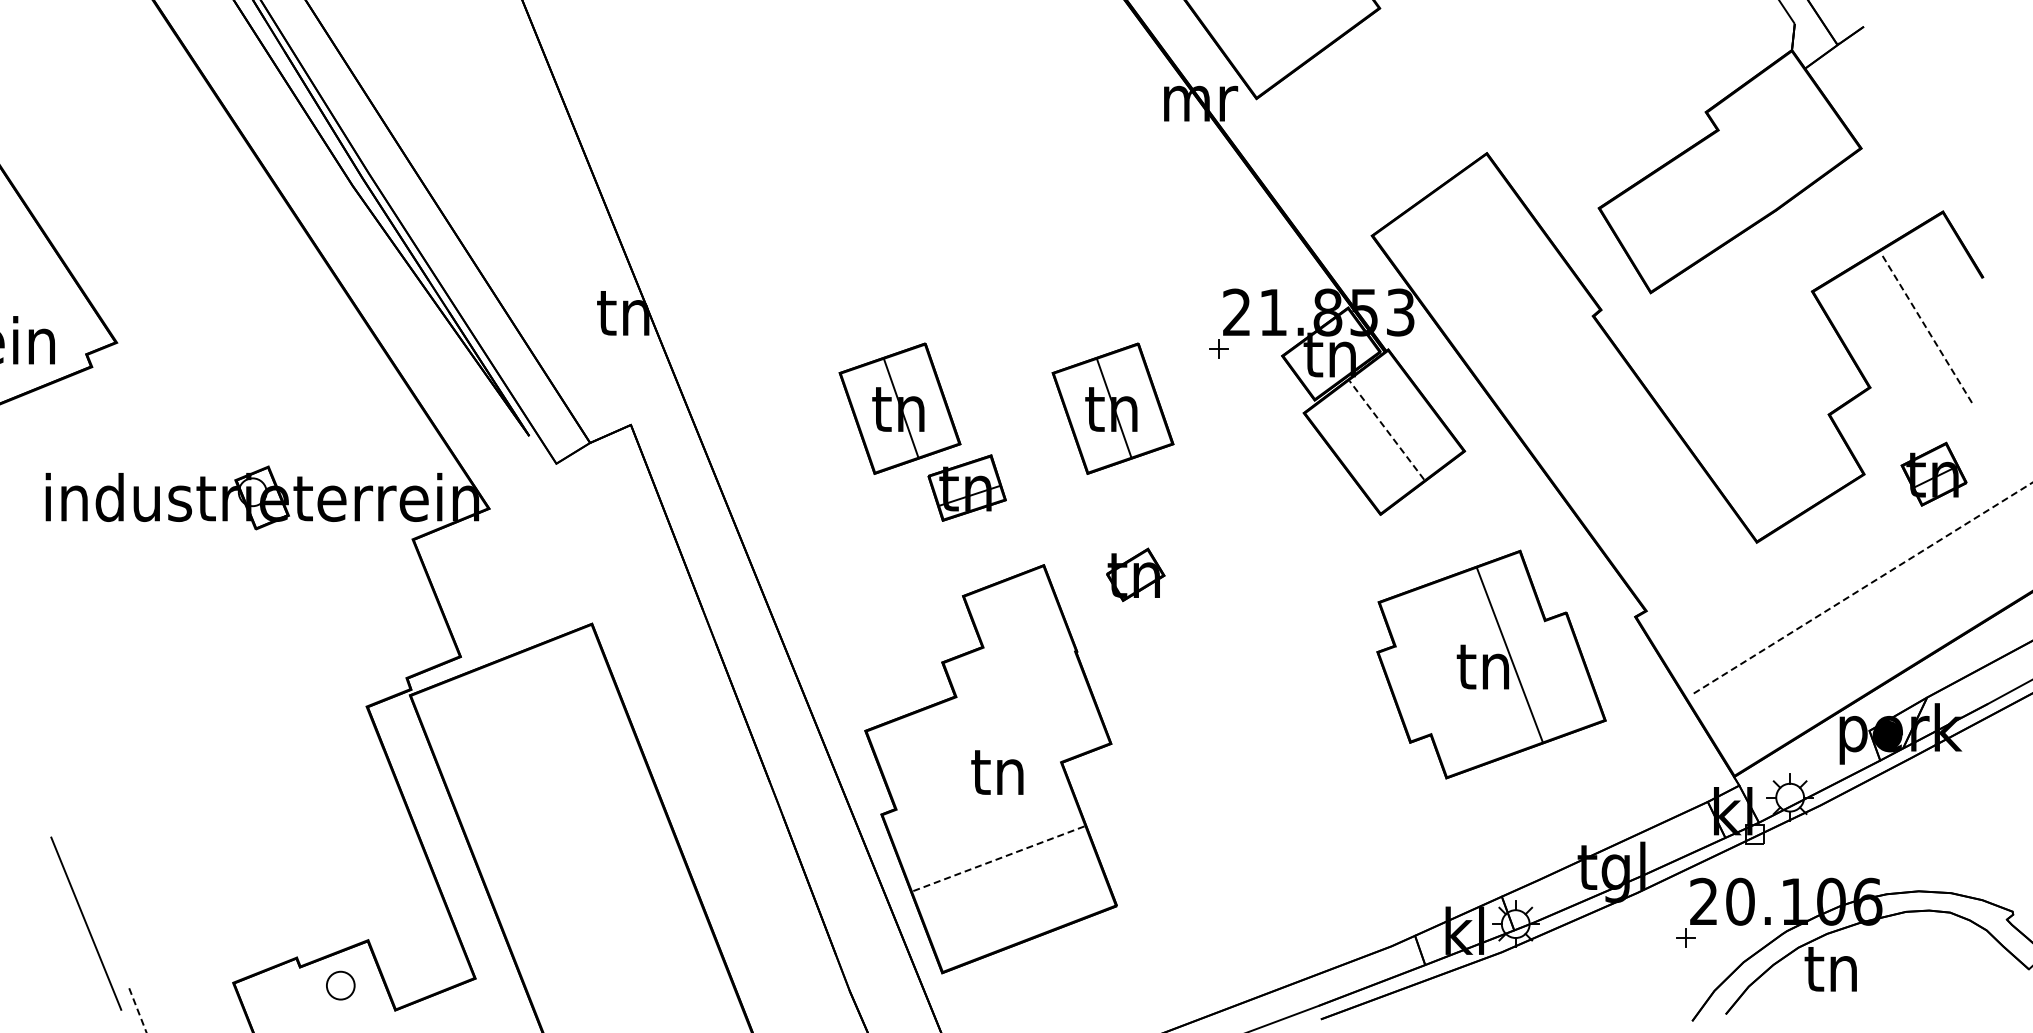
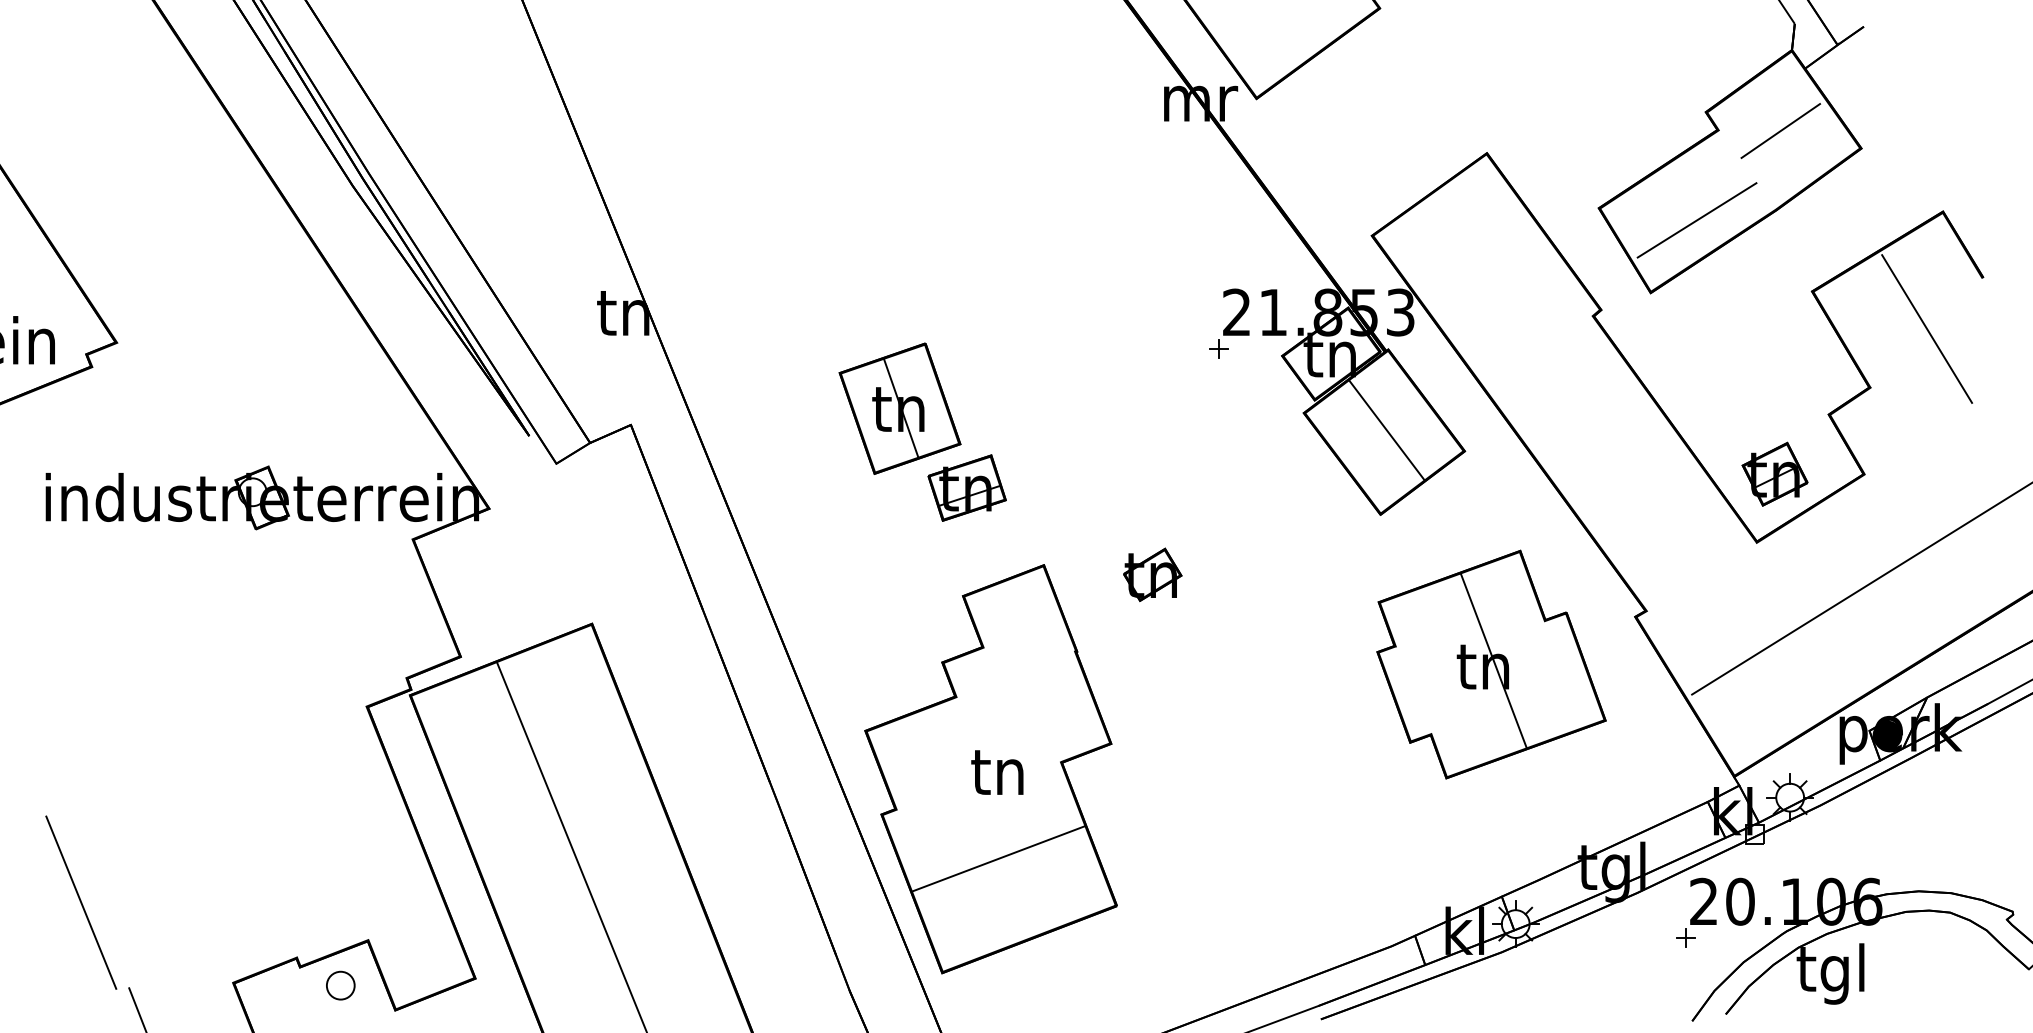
line: none -> present (1780, 130)
line: none -> present (1696, 220)
line: dashed -> solid (1926, 328)
part: present -> none (1112, 408)
line: dashed -> solid (1386, 430)
part position: (1933, 473) -> (1774, 473) (1774, 473)
part position: (1135, 574) -> (1152, 574) (1152, 574)
line: dashed -> solid (1861, 588)
line position: (1509, 654) -> (1493, 660) (1493, 660)
line: none -> present (571, 846)
line: dashed -> solid (998, 858)
line position: (86, 923) -> (81, 902) (81, 902)
text: tn -> tgl (1830, 973)
line: dashed -> solid (137, 1010)
